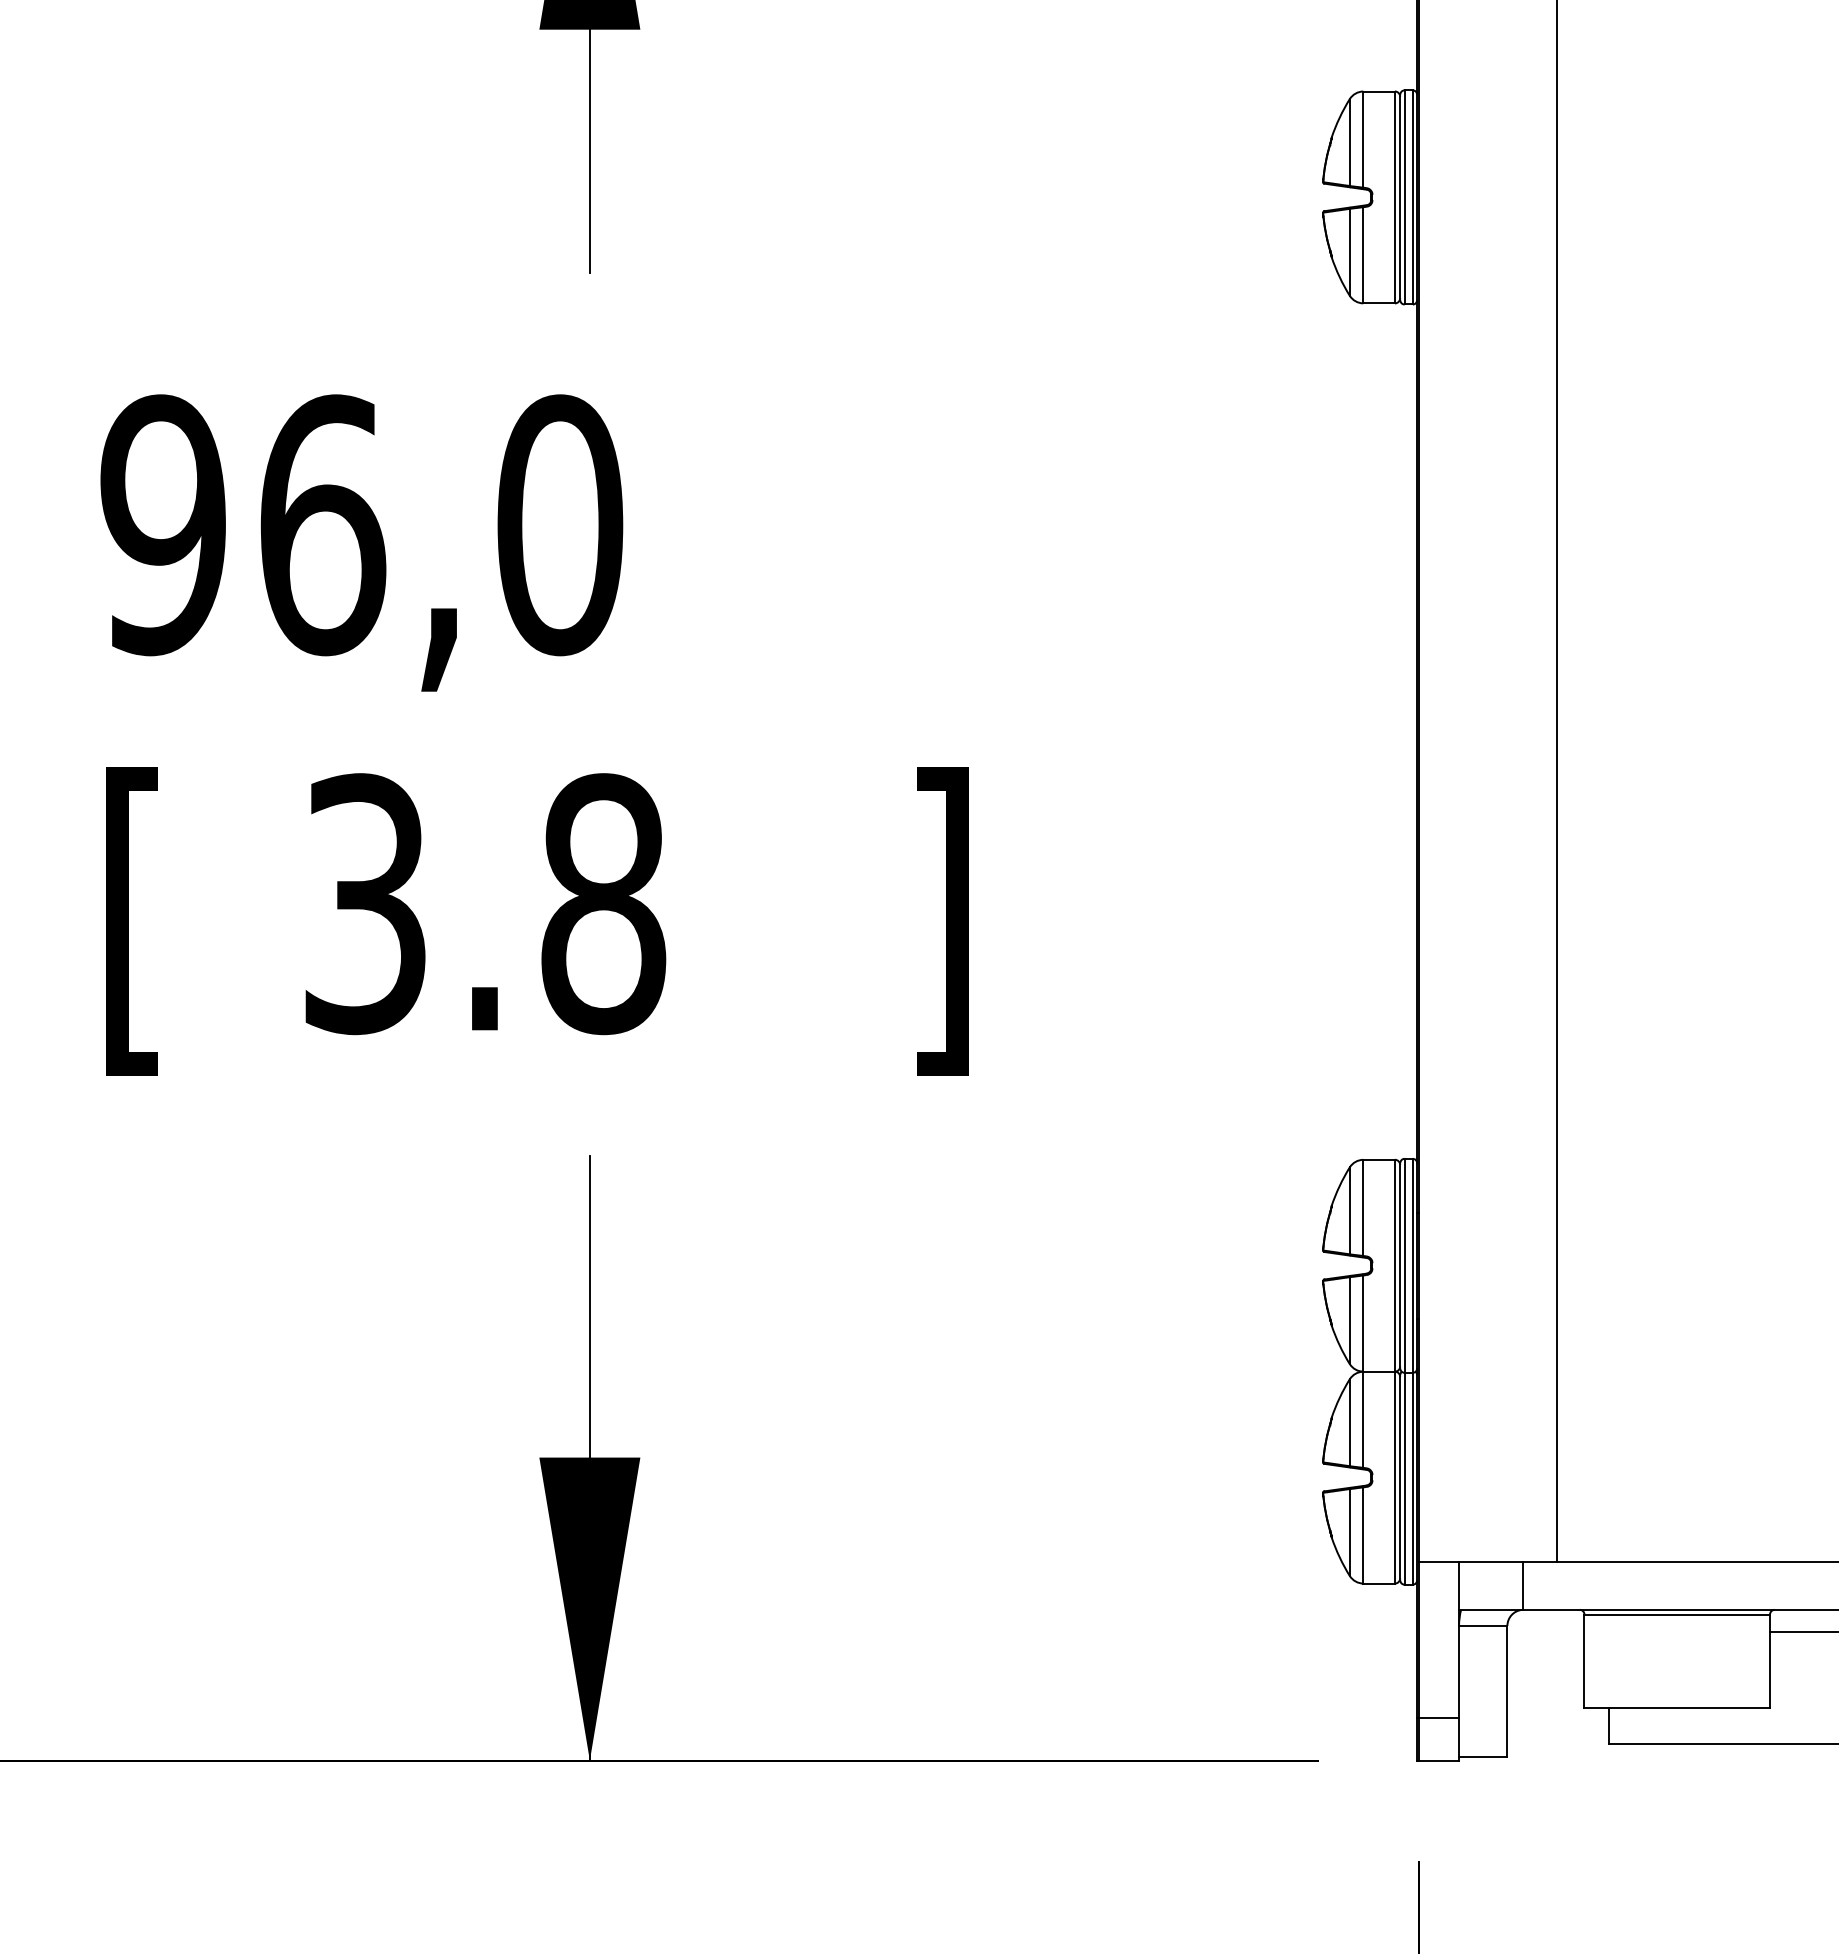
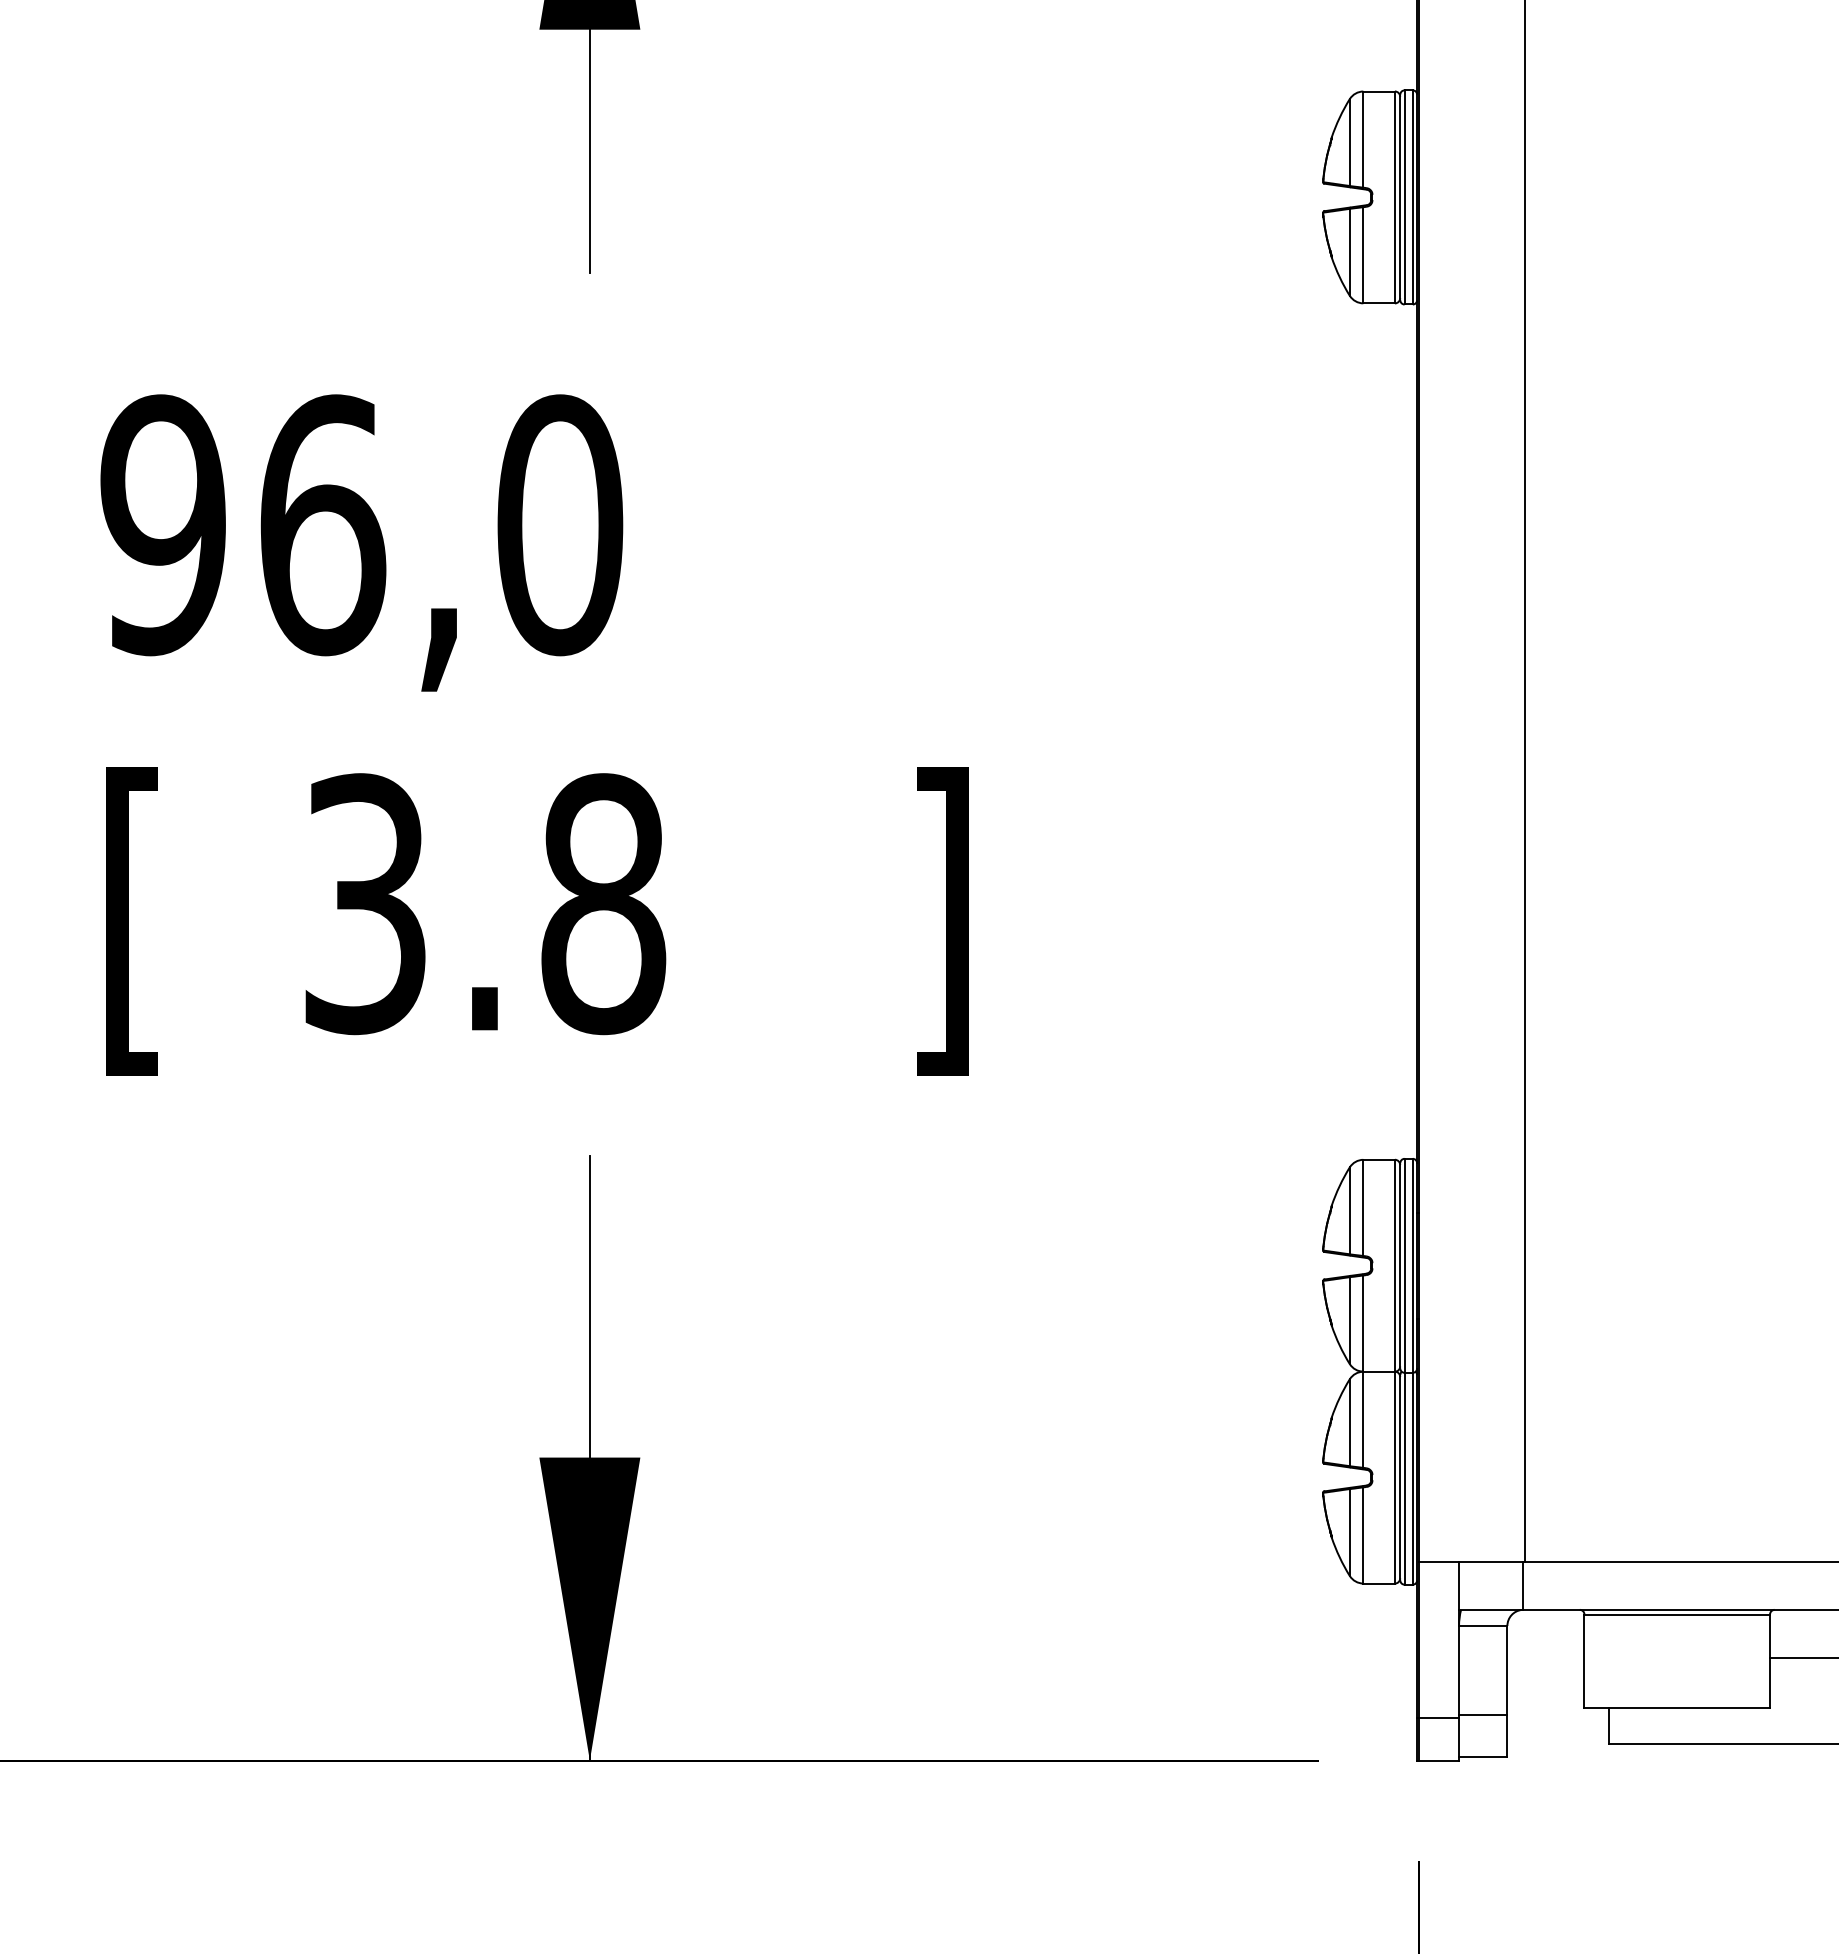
line position: (1557, 781) -> (1525, 781) (1525, 781)
line position: (1802, 1632) -> (1802, 1658) (1802, 1658)
line: none -> present (1483, 1714)
